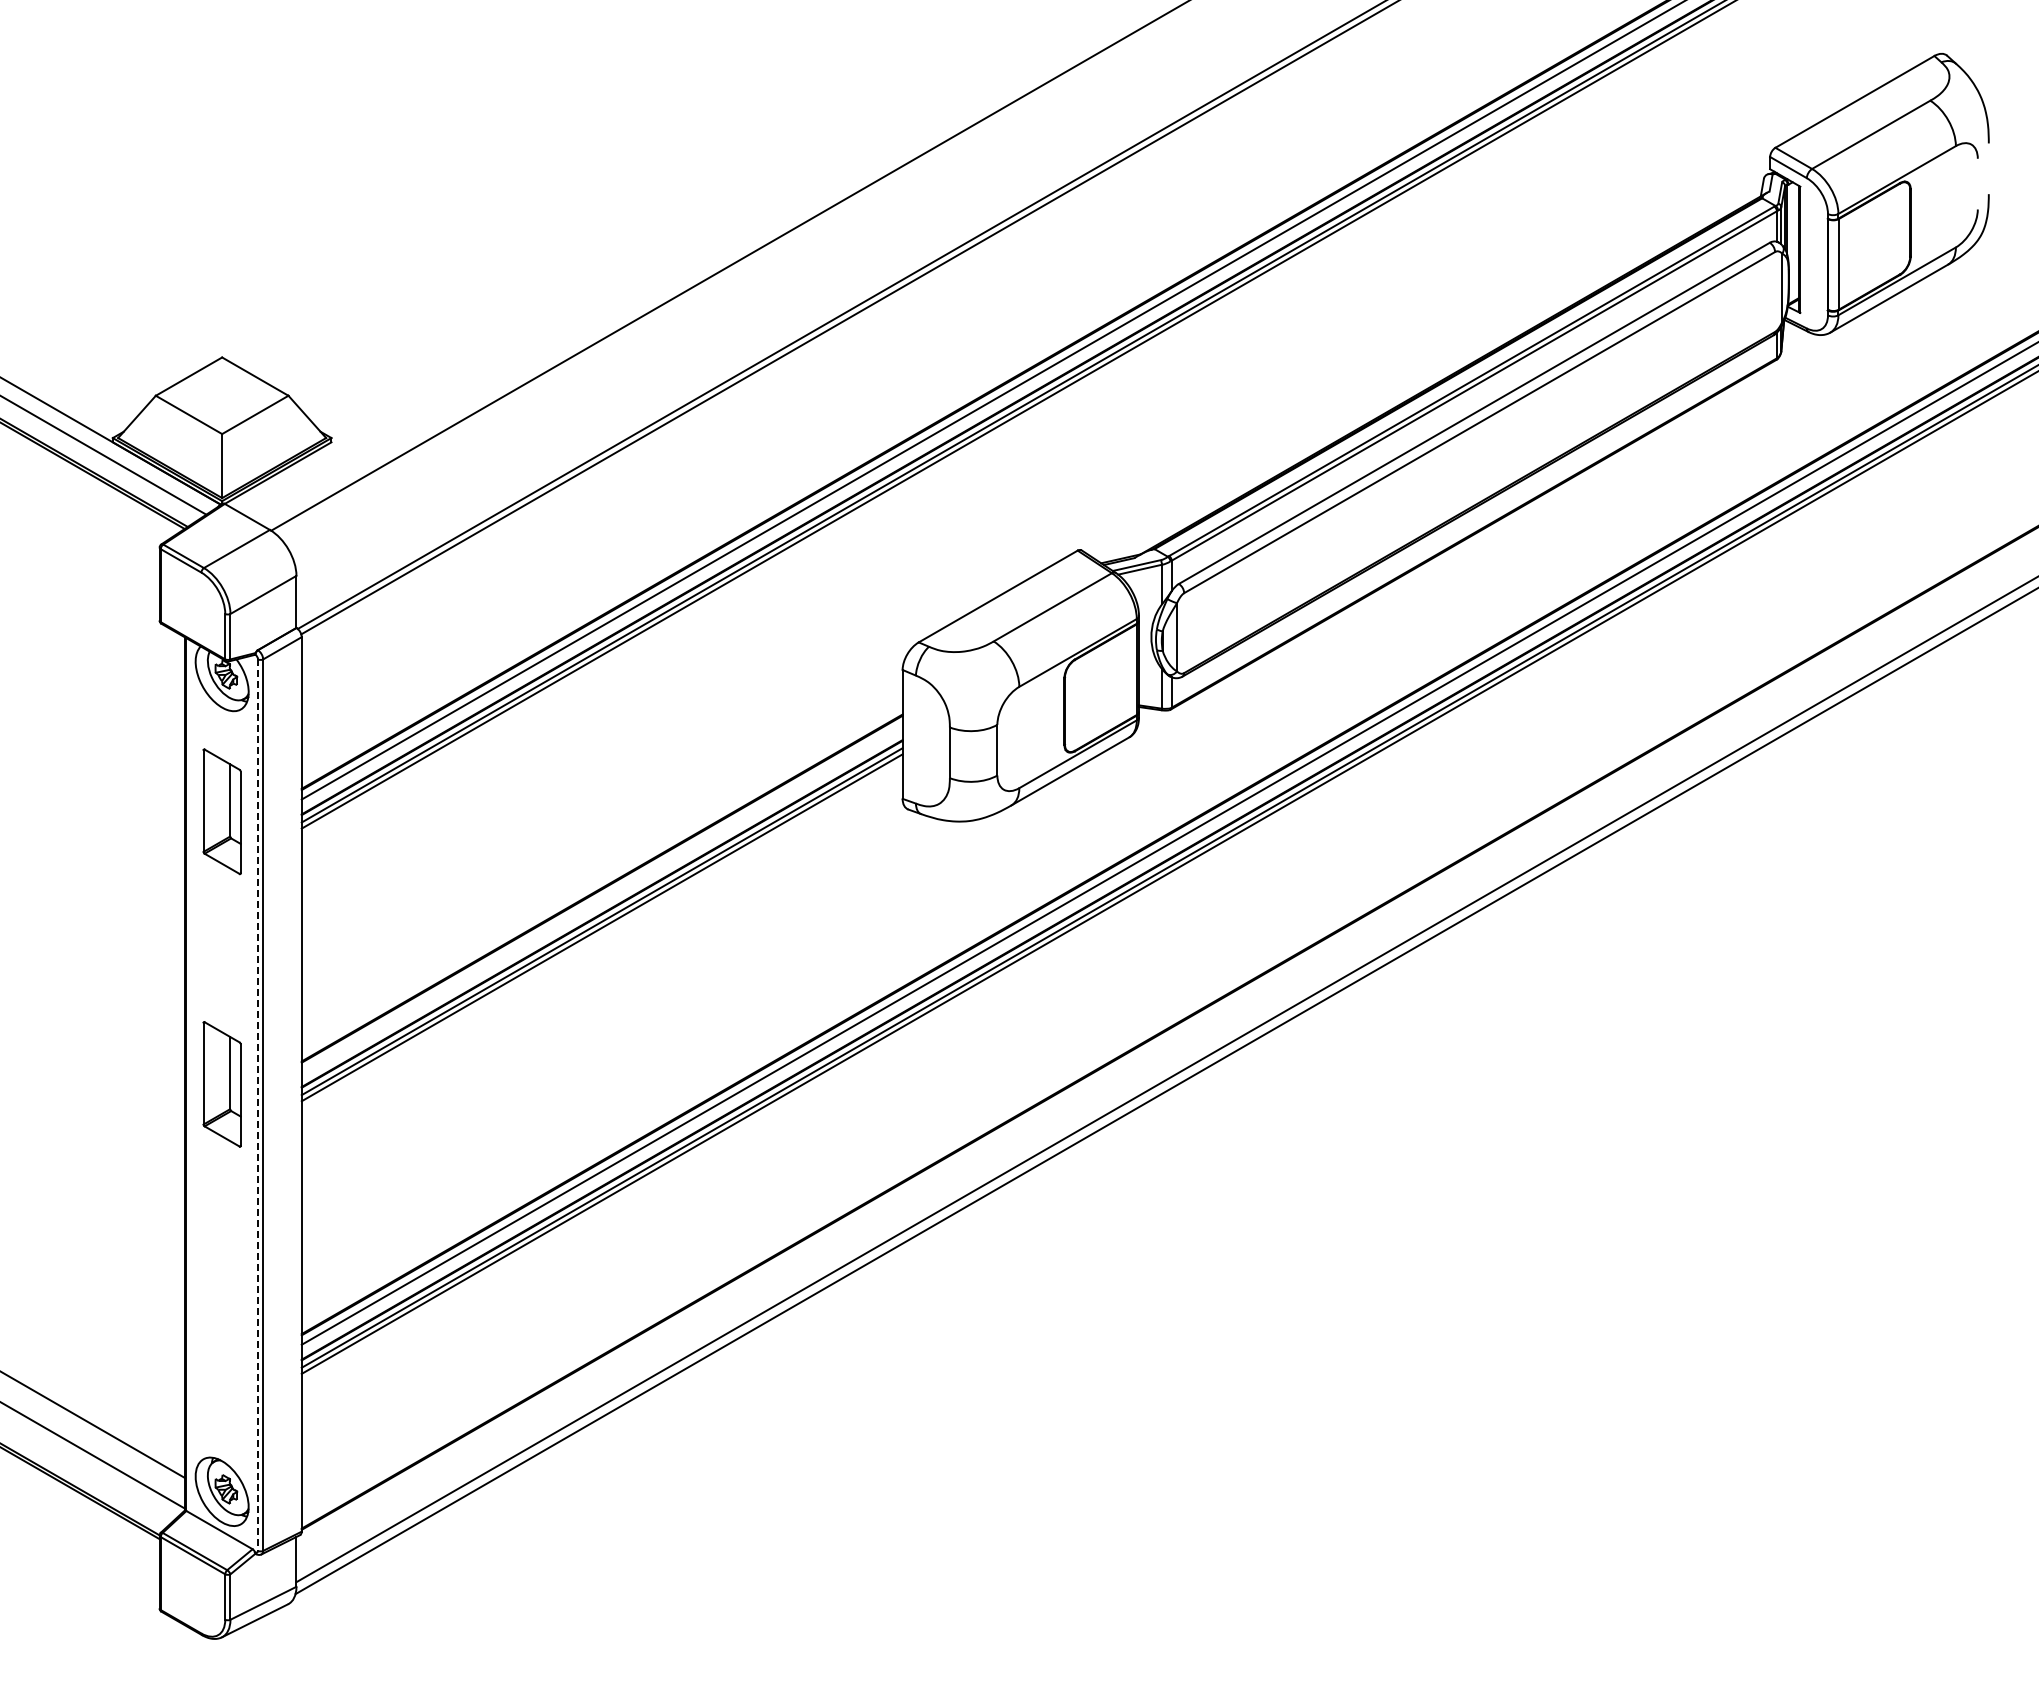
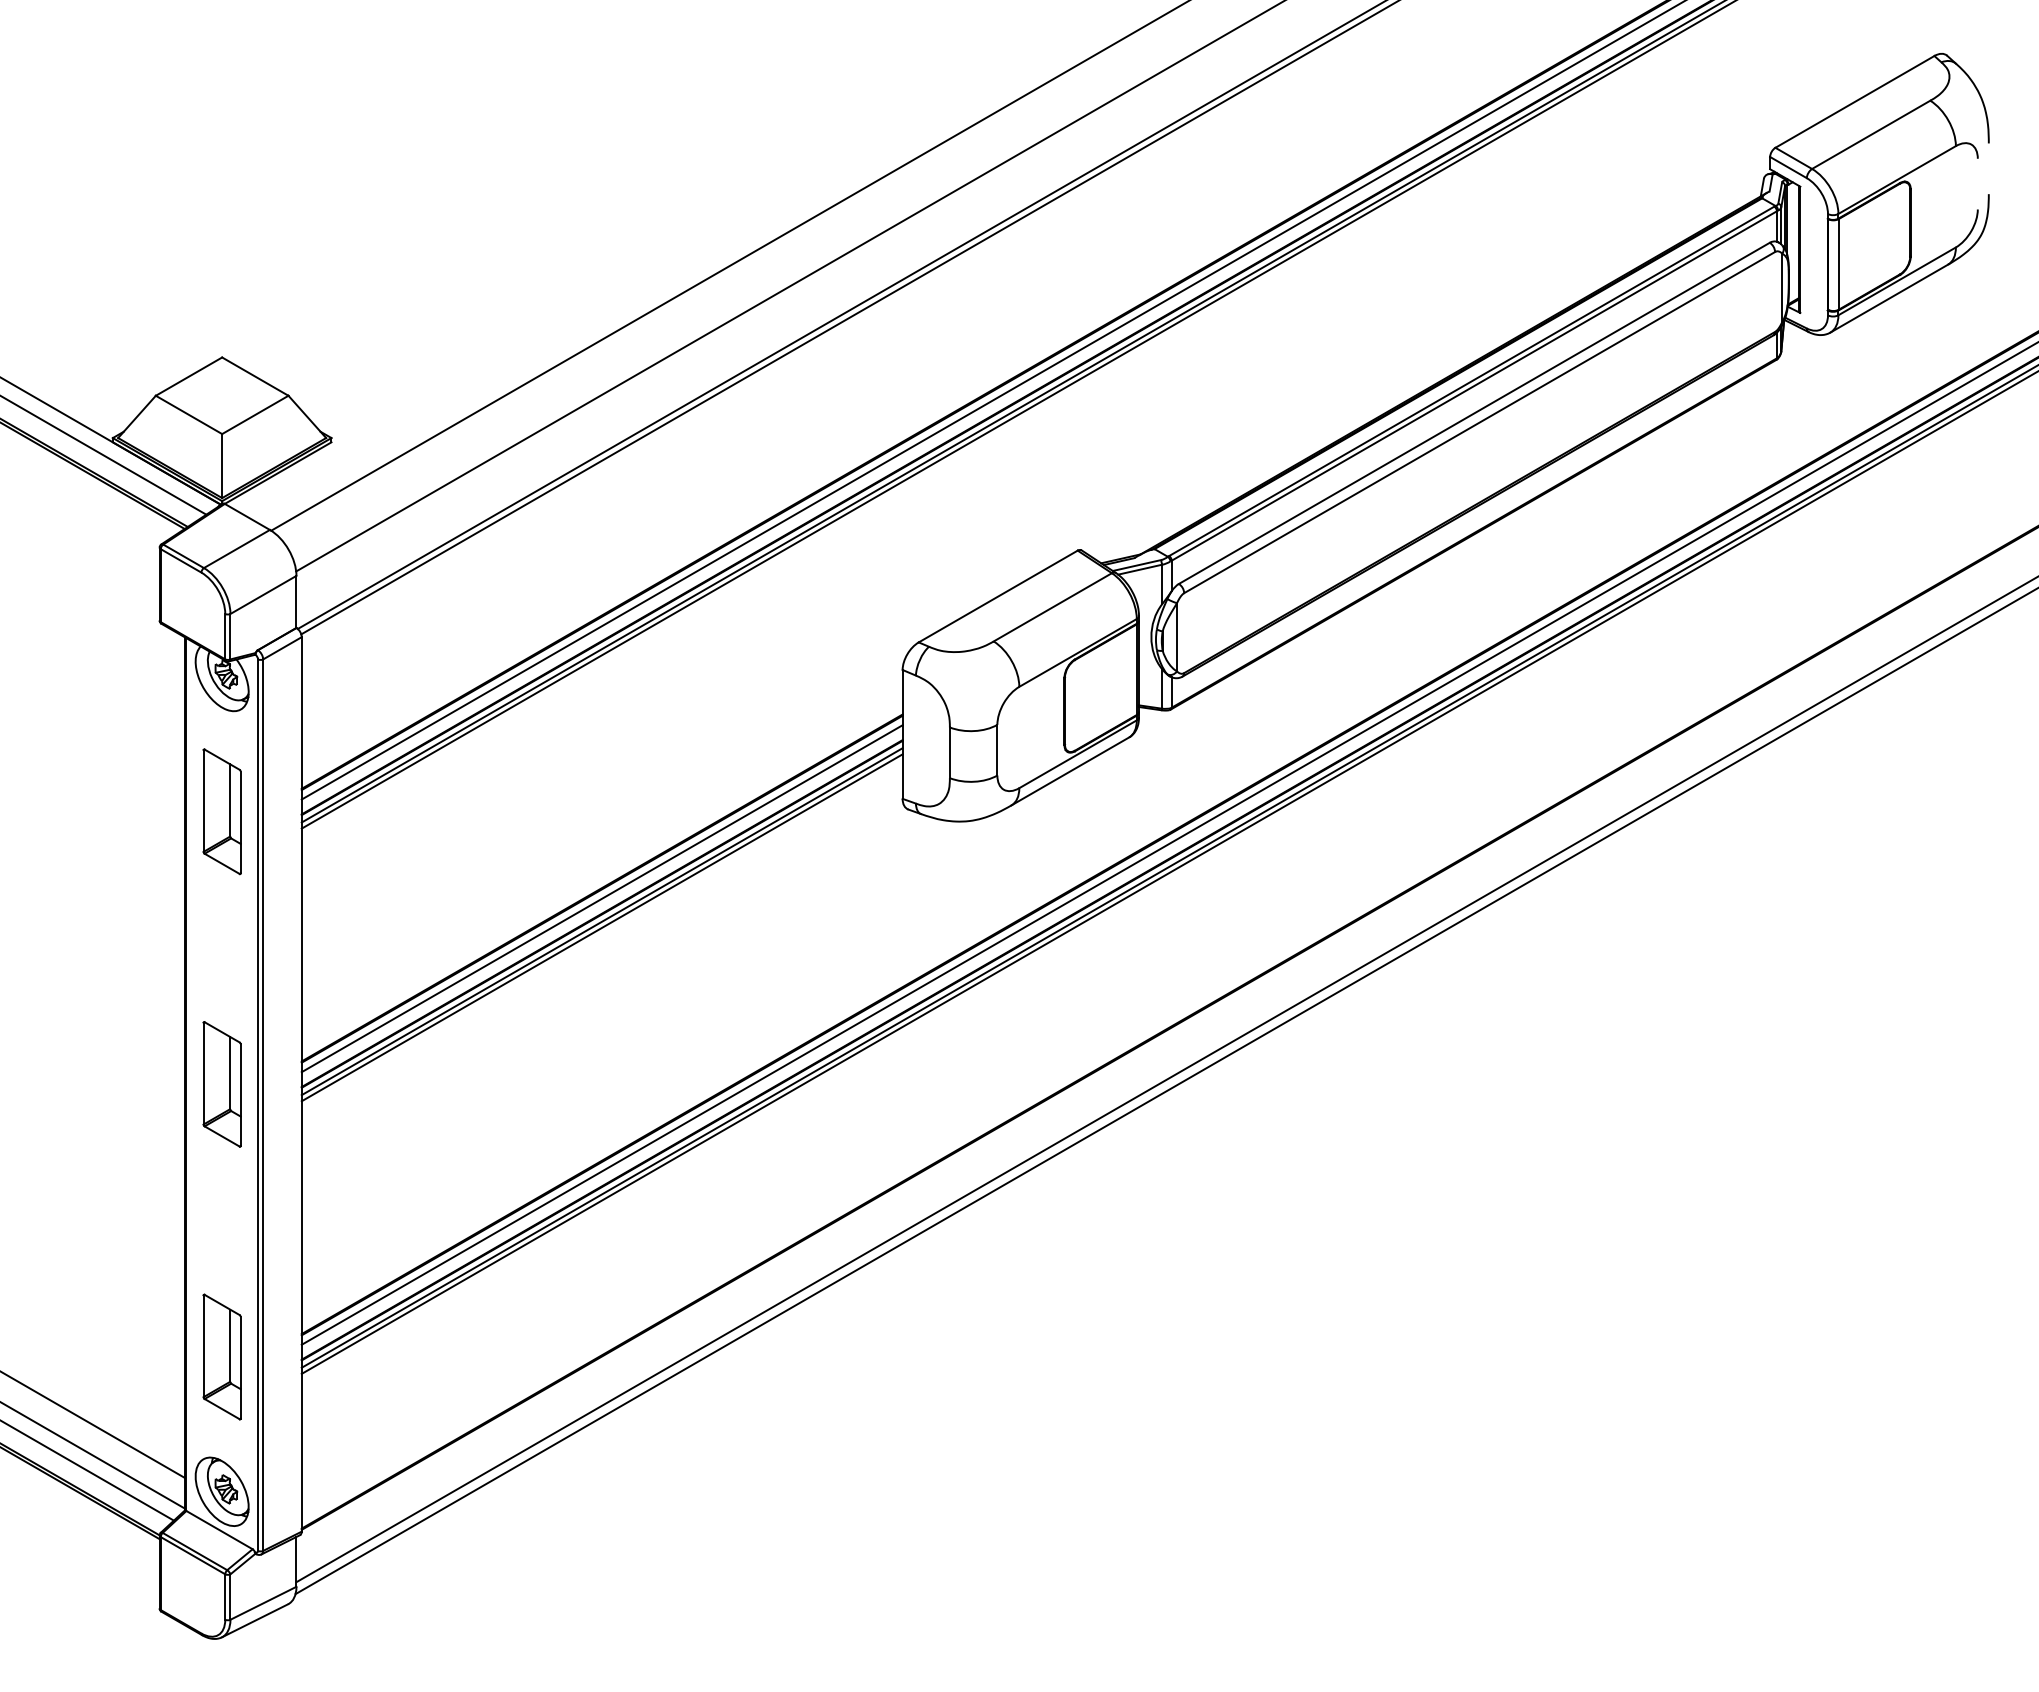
line: none -> present (788, 286)
line: none -> present (601, 898)
line: dashed -> solid (258, 1105)
part: none -> present (221, 1356)
line: none -> present (87, 1470)
